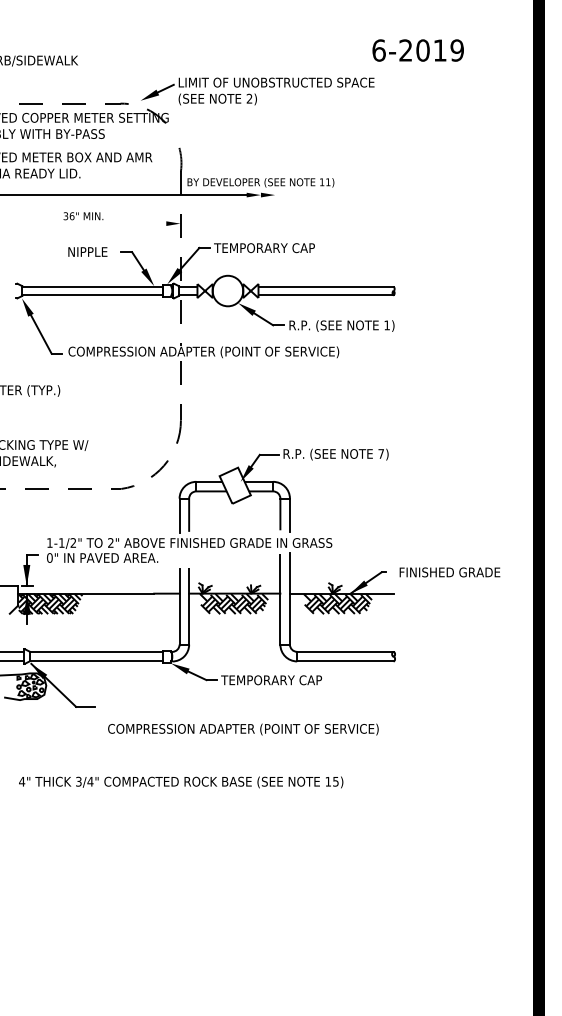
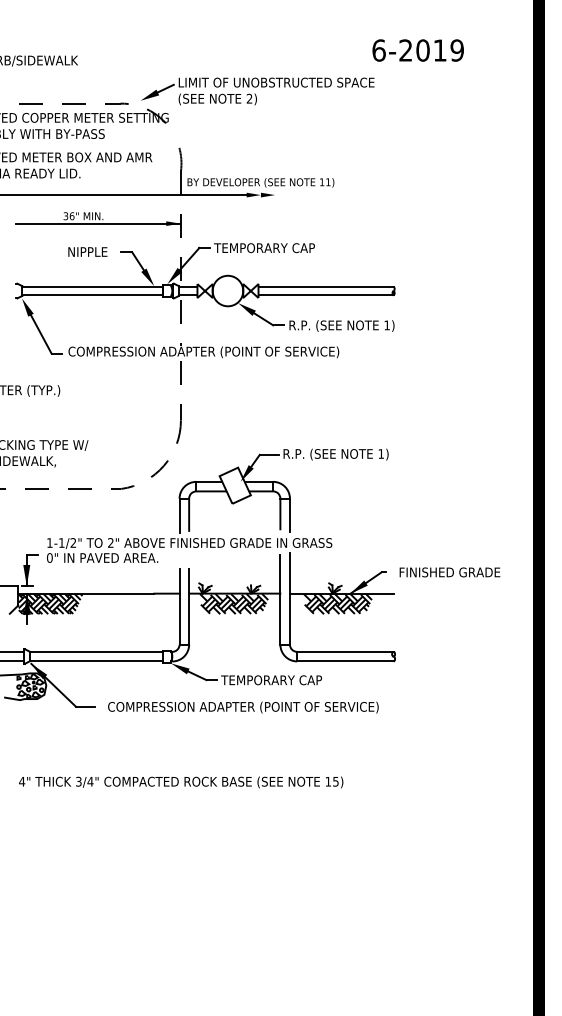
line: none -> present (98, 223)
text: 7) -> 1) (380, 453)
text position: (243, 729) -> (243, 707) (243, 707)
